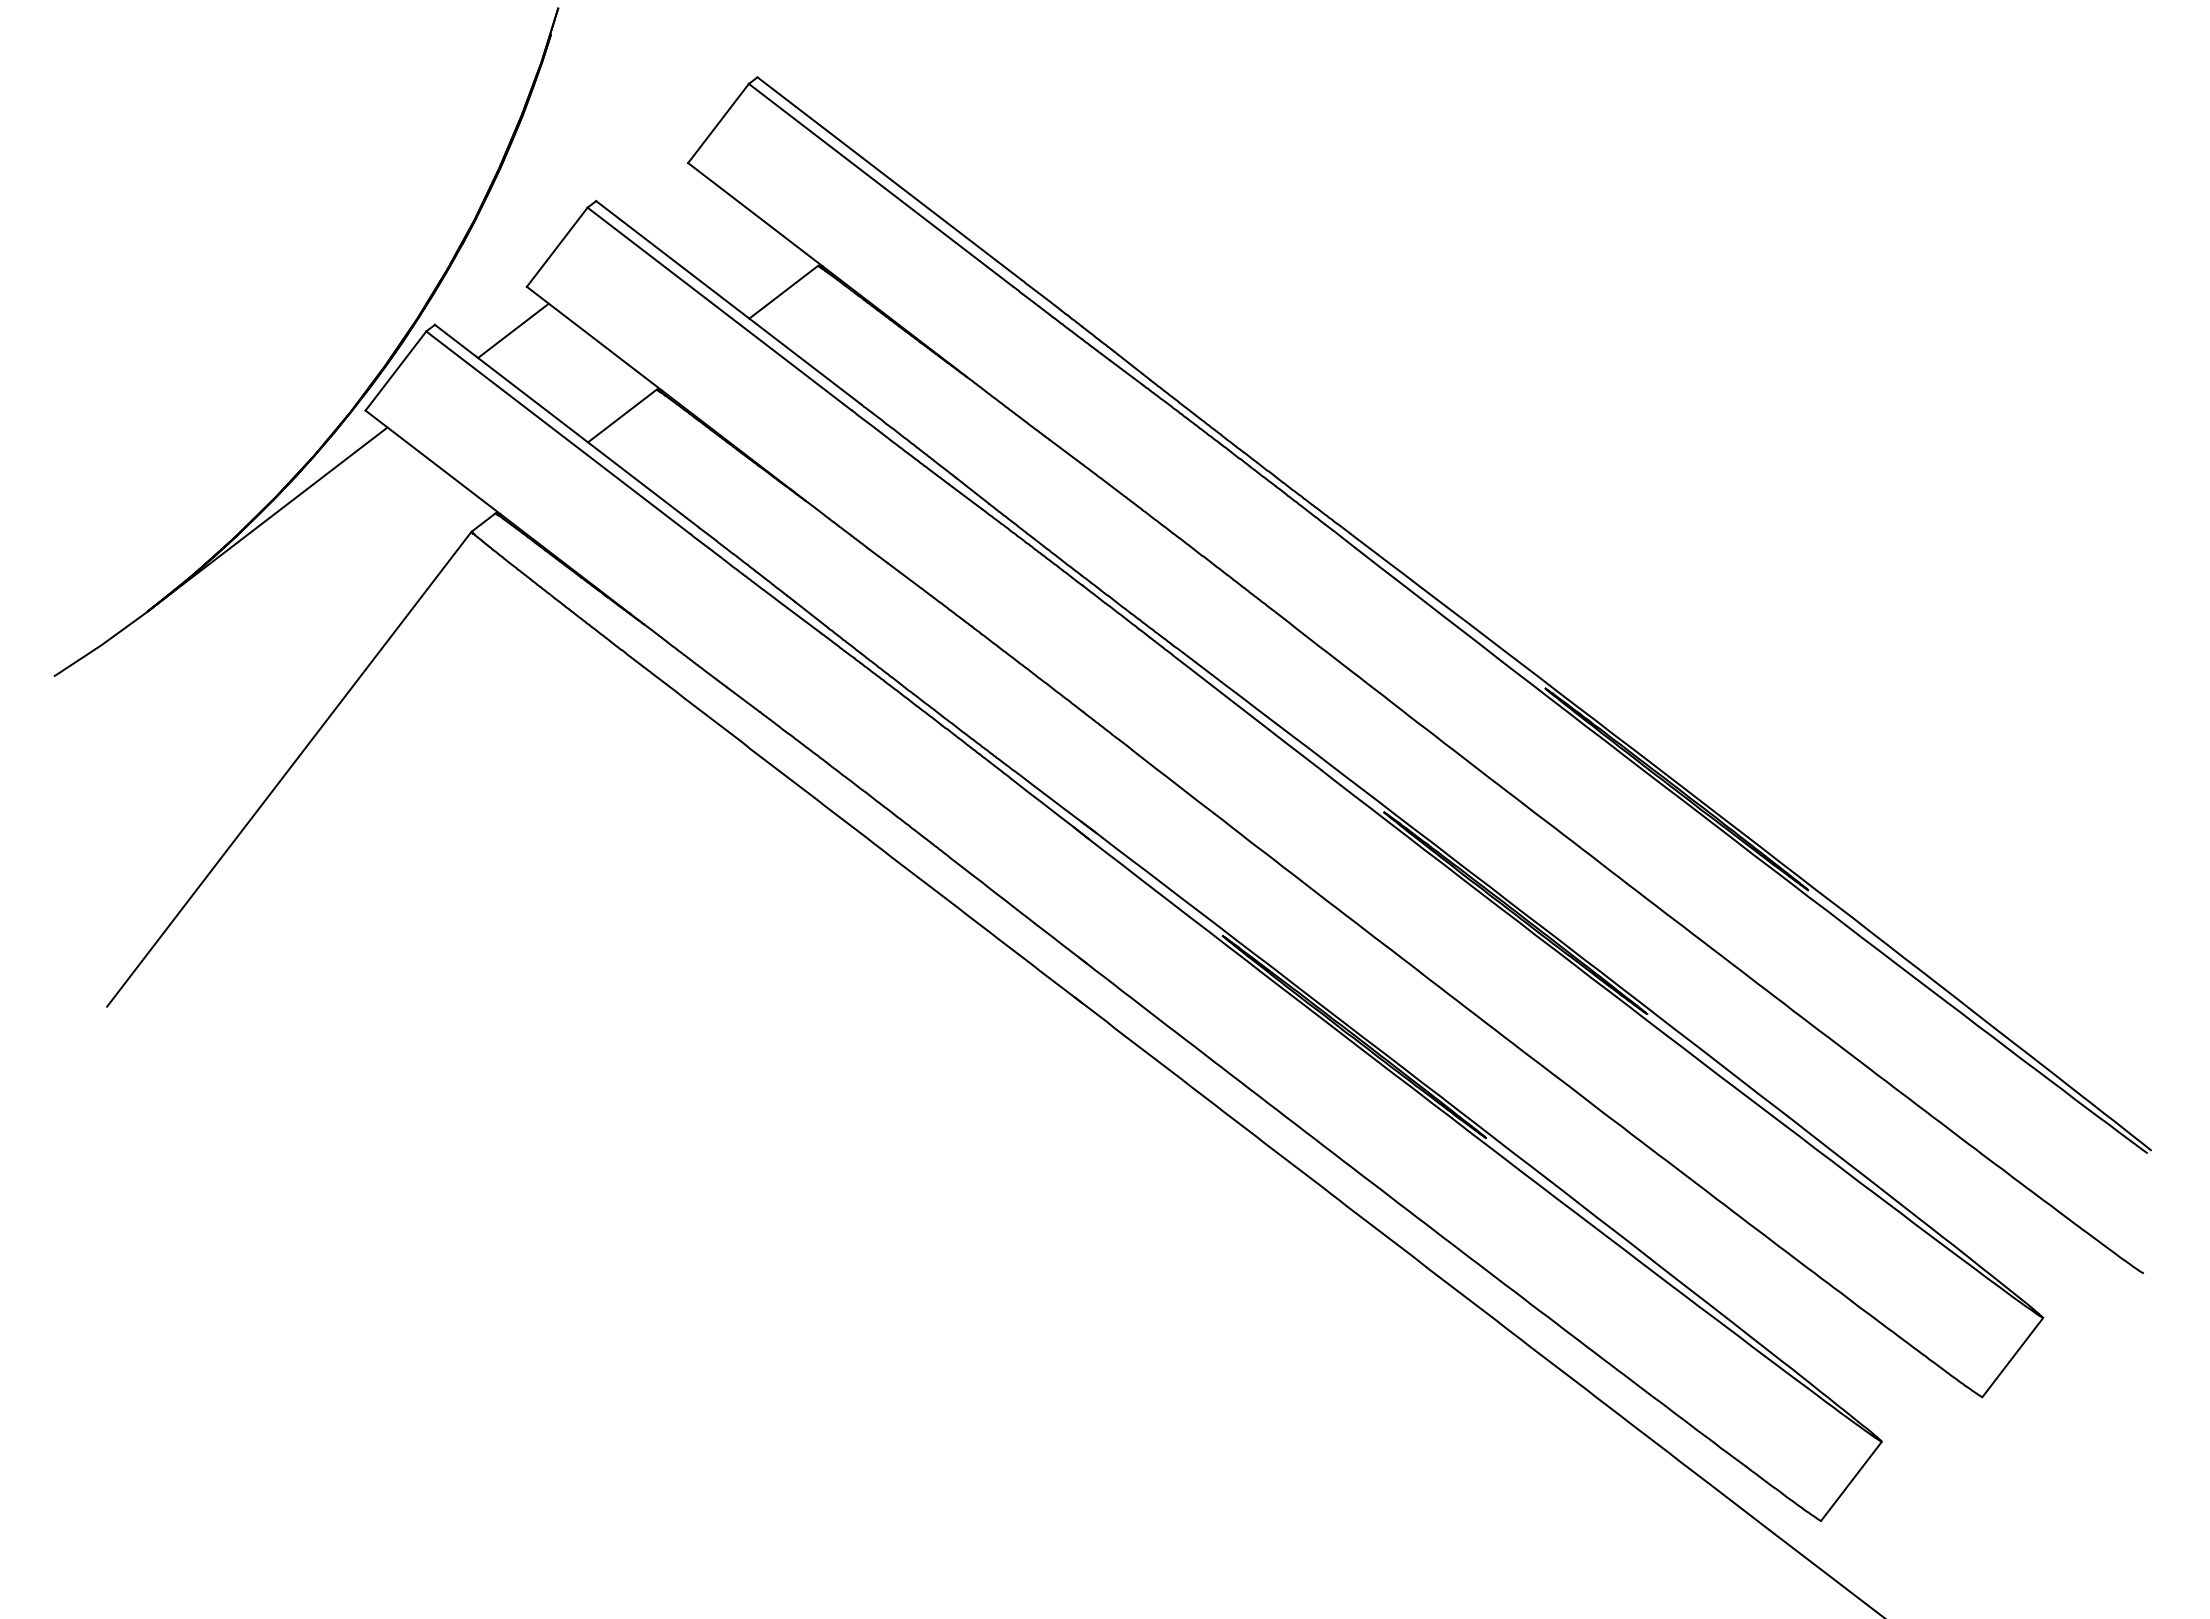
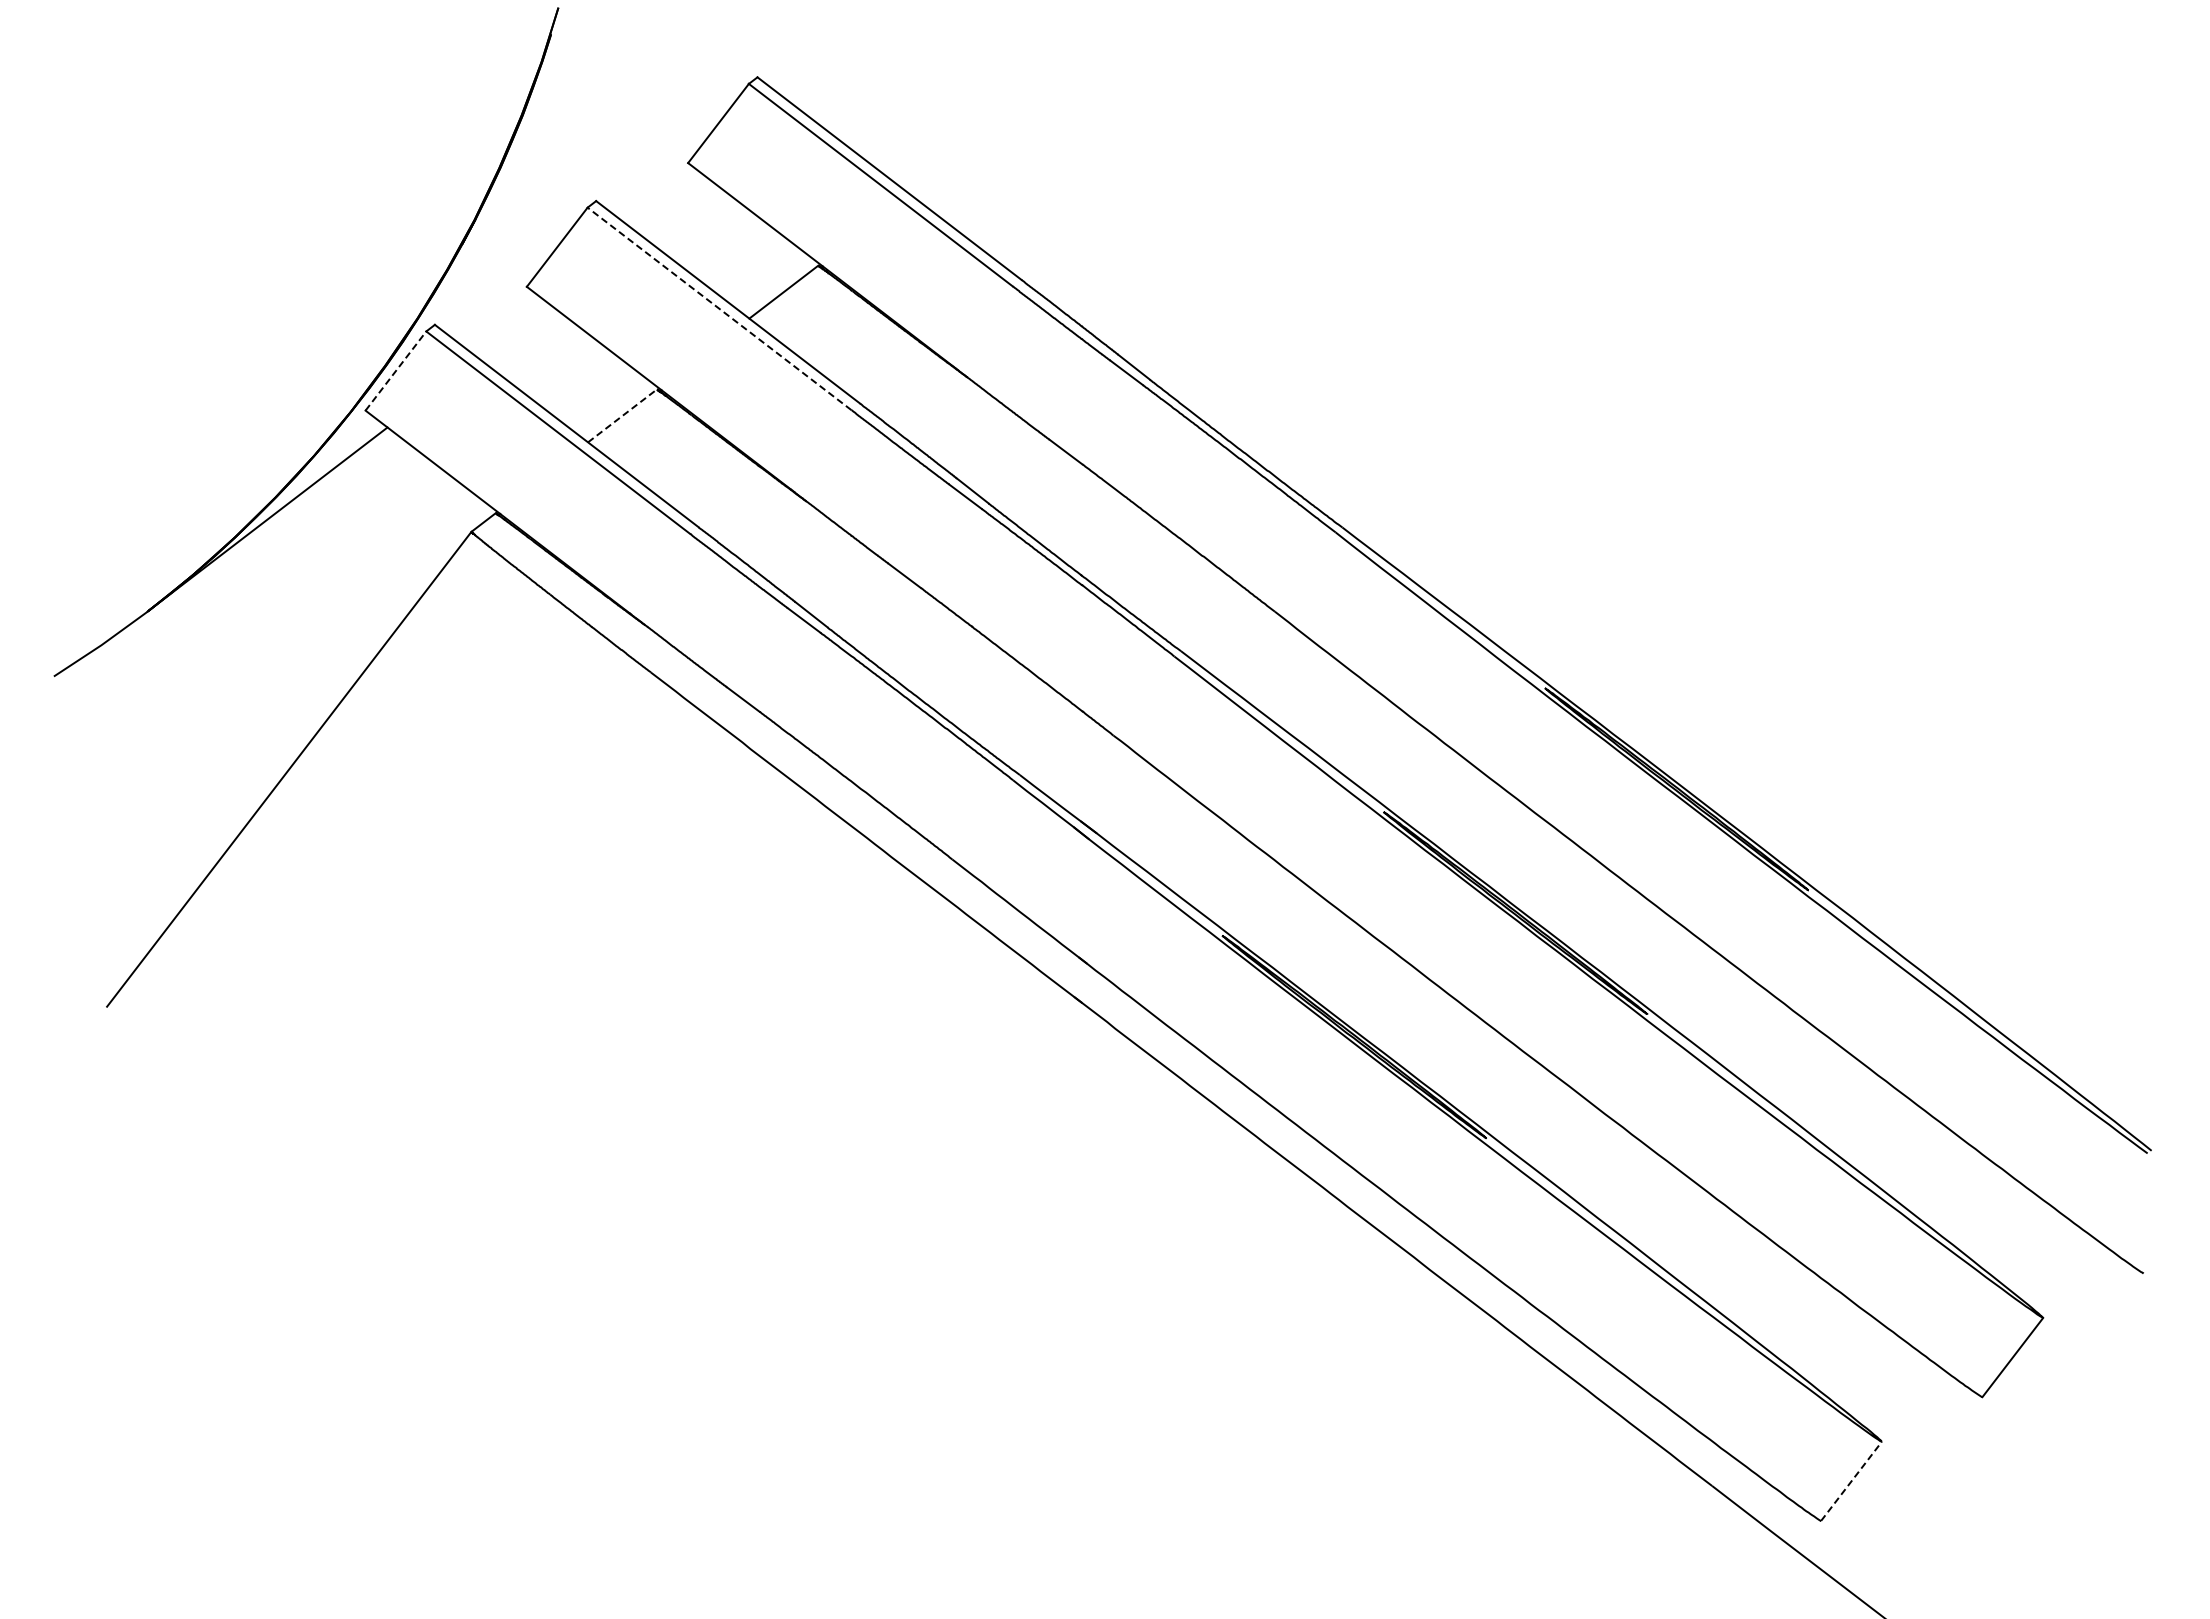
line: solid -> dashed (719, 308)
line: present -> none (513, 330)
line: solid -> dashed (395, 371)
line: solid -> dashed (622, 415)
line: solid -> dashed (1851, 1481)
